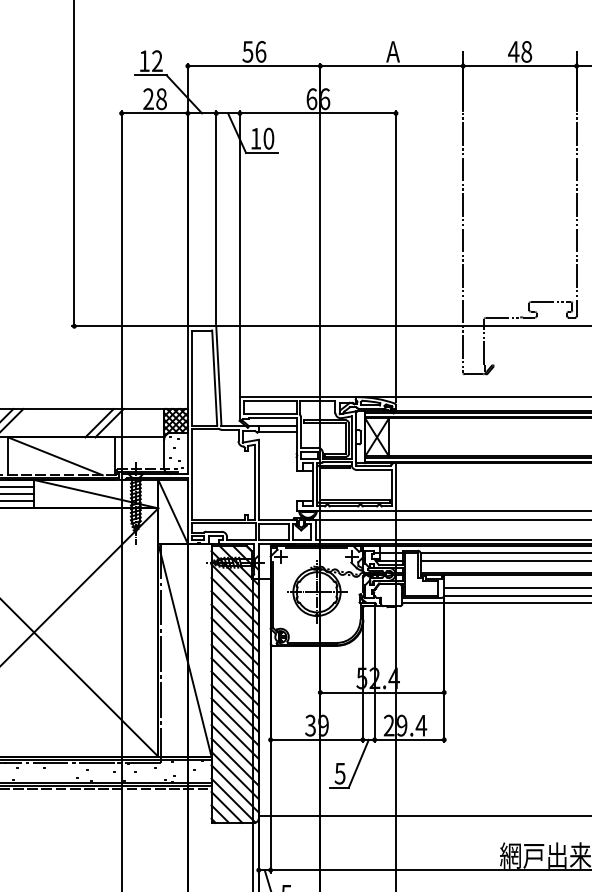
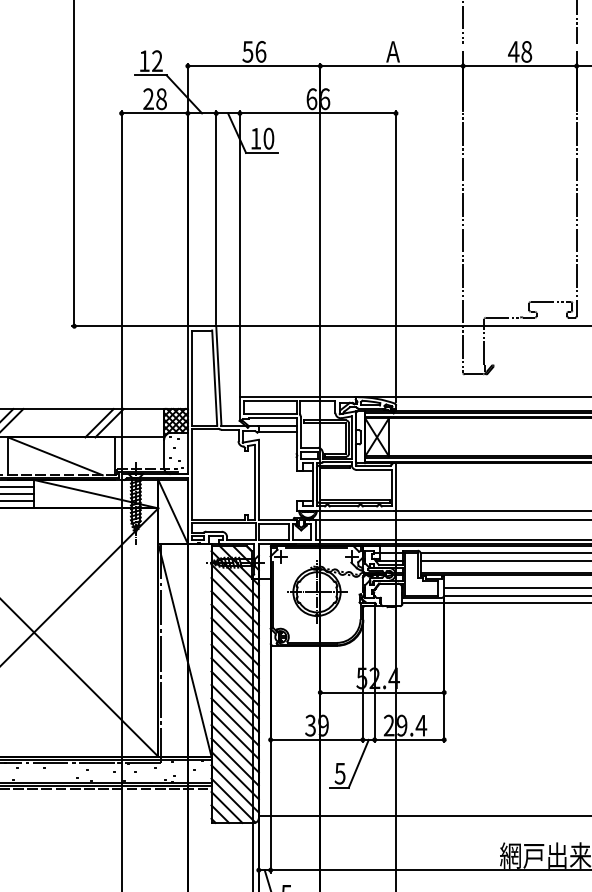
line: none -> present (463, 23)
line: none -> present (576, 23)
